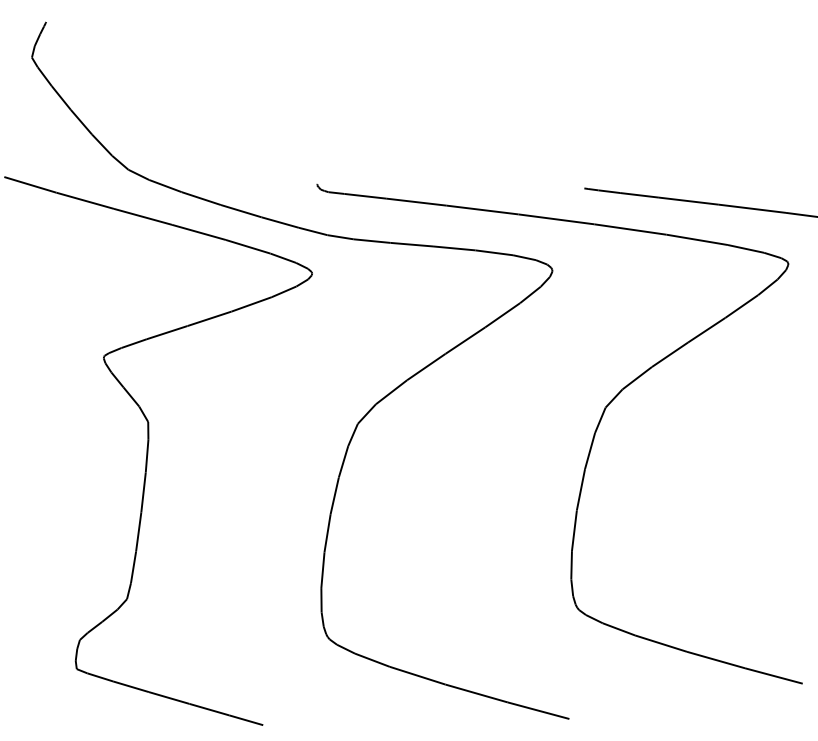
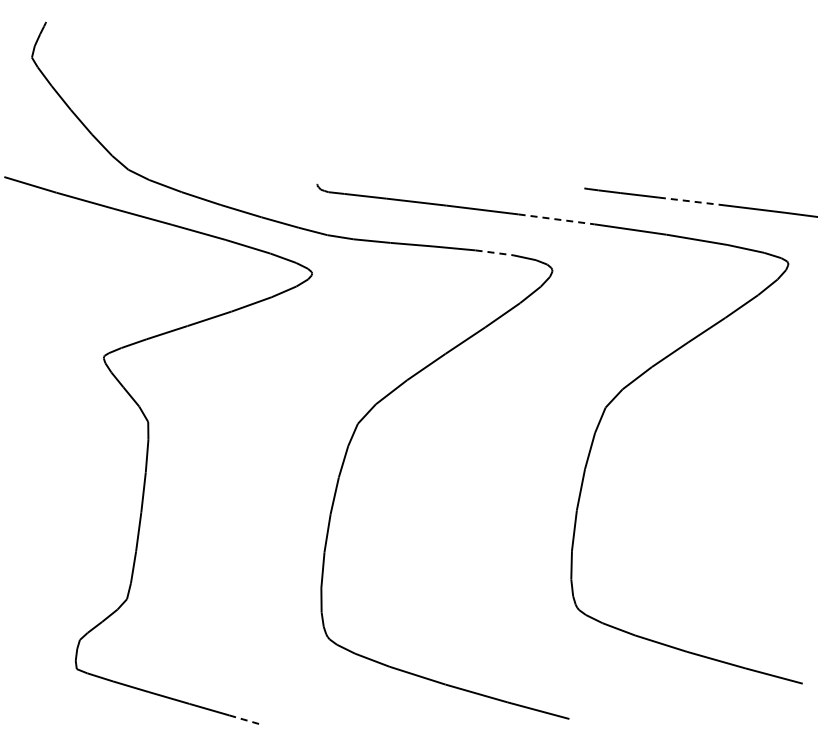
line: solid -> dashed (689, 201)
line: solid -> dashed (556, 219)
line: solid -> dashed (494, 252)
line: solid -> dashed (246, 720)
